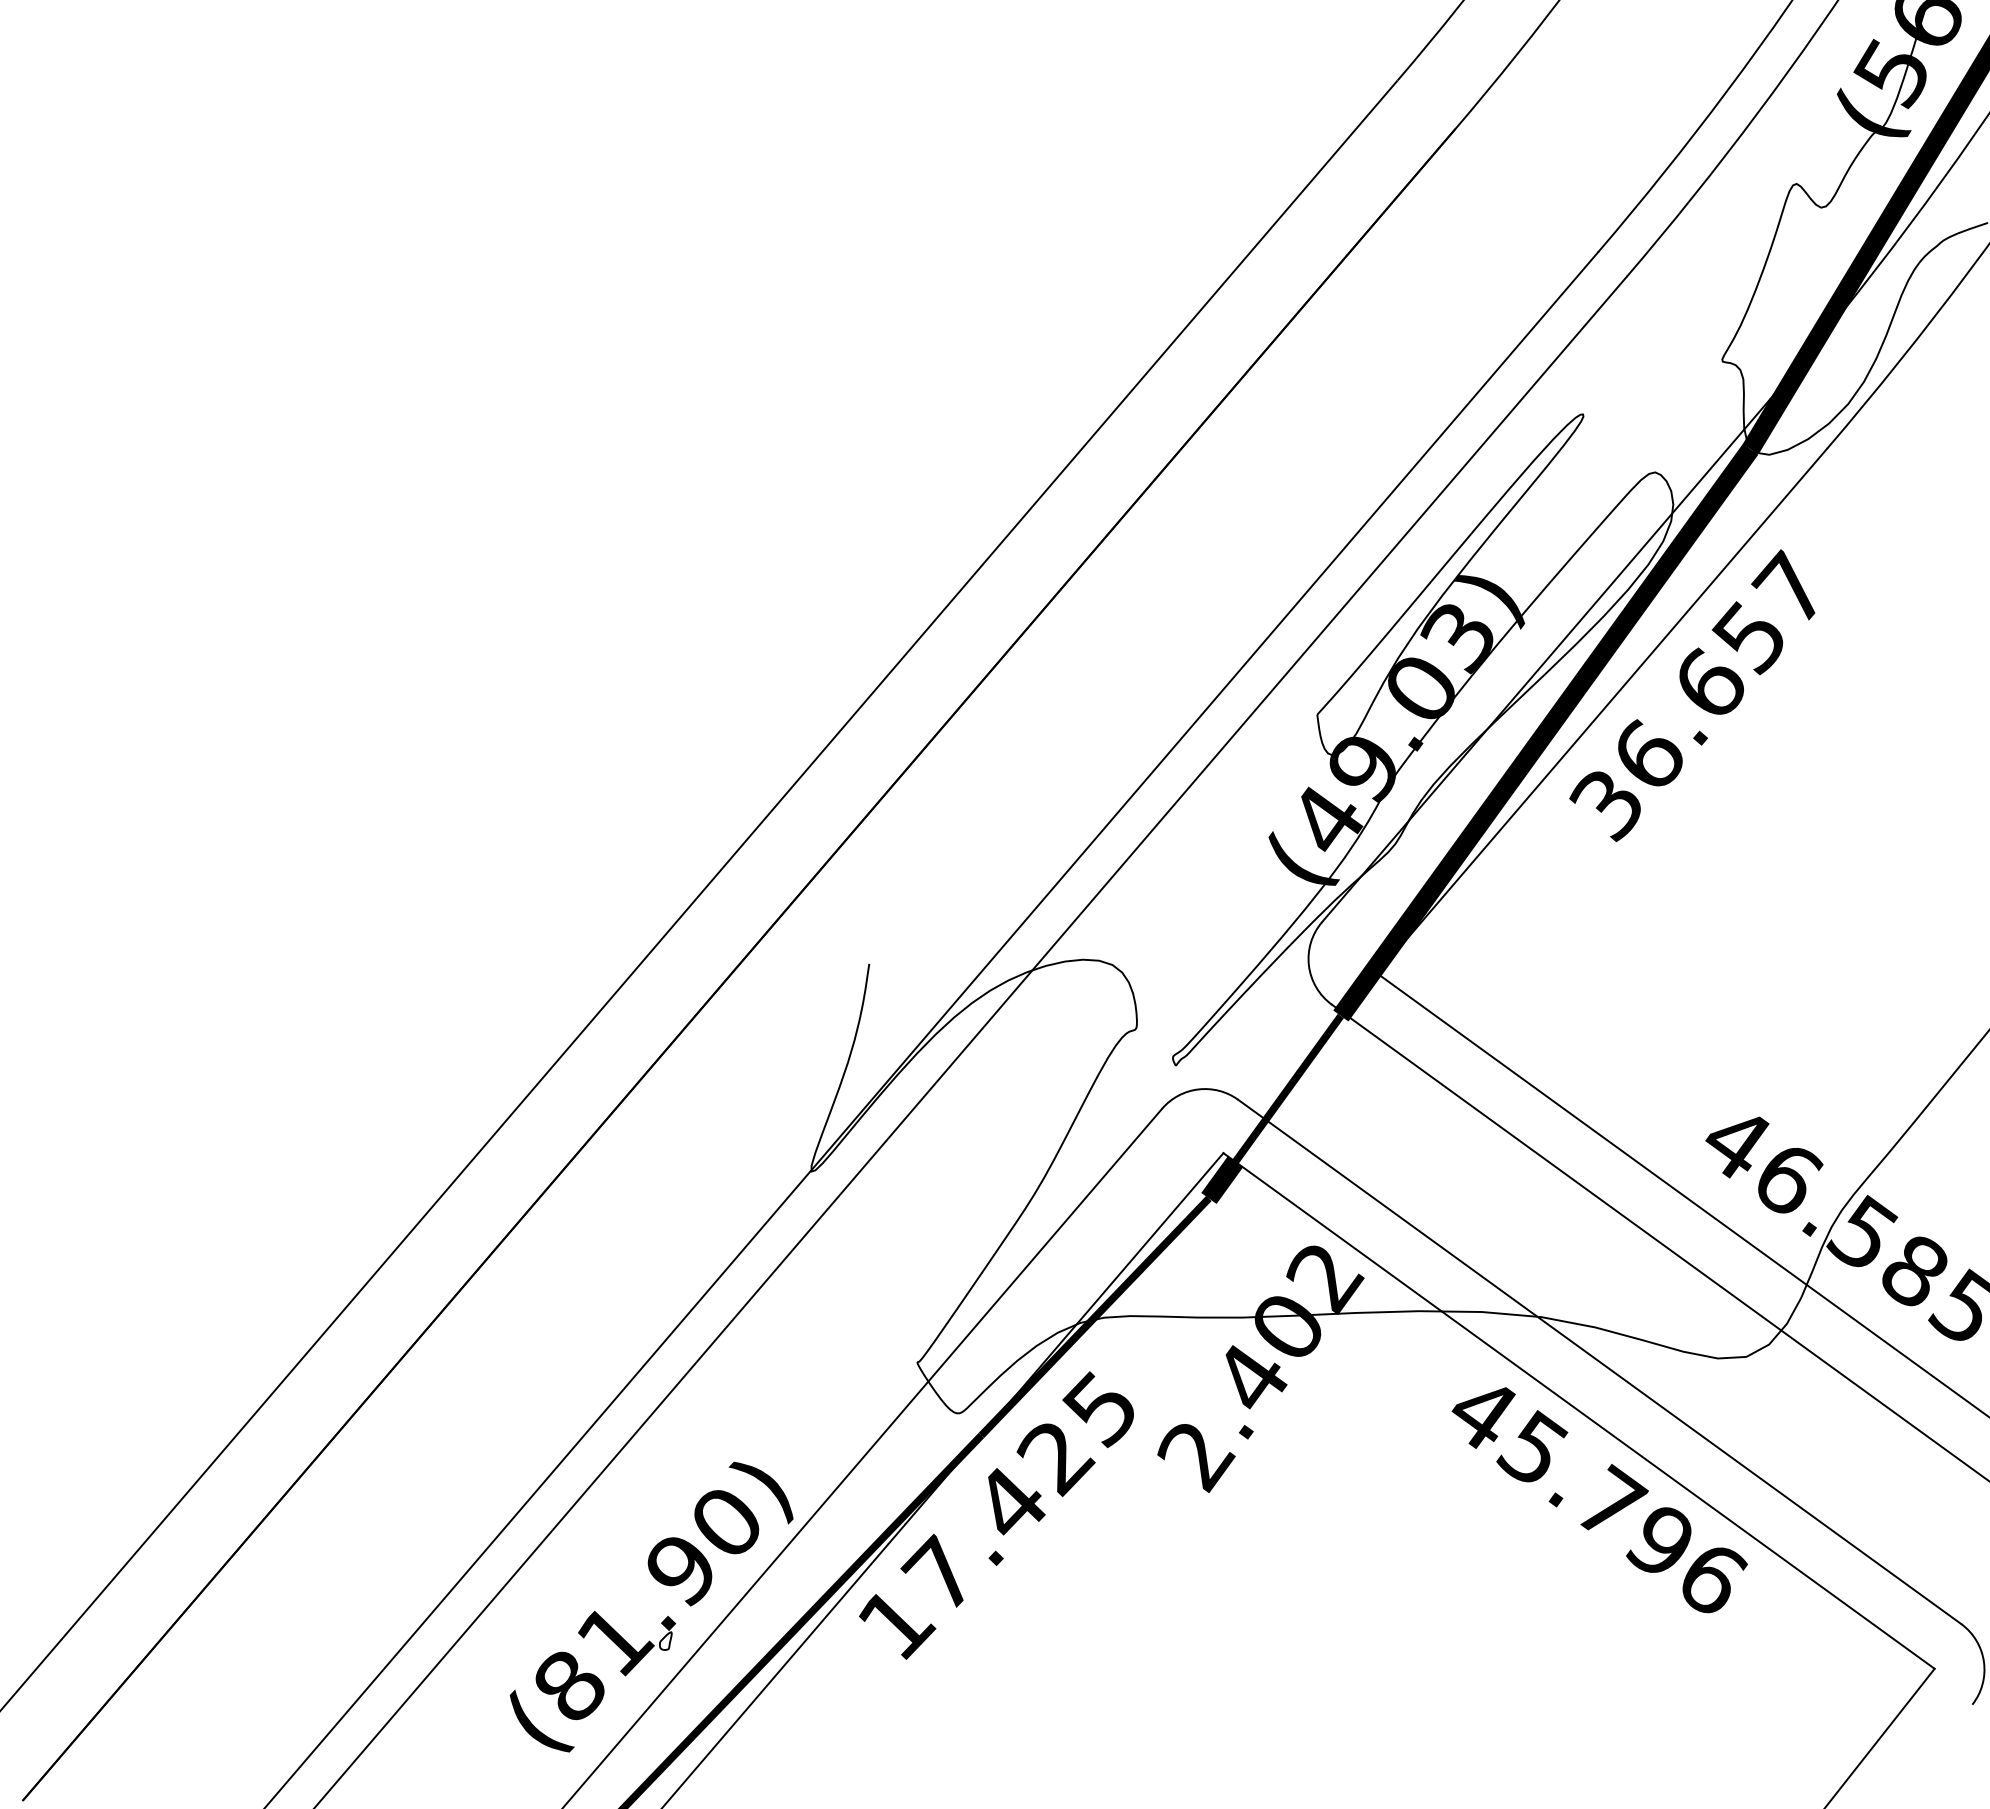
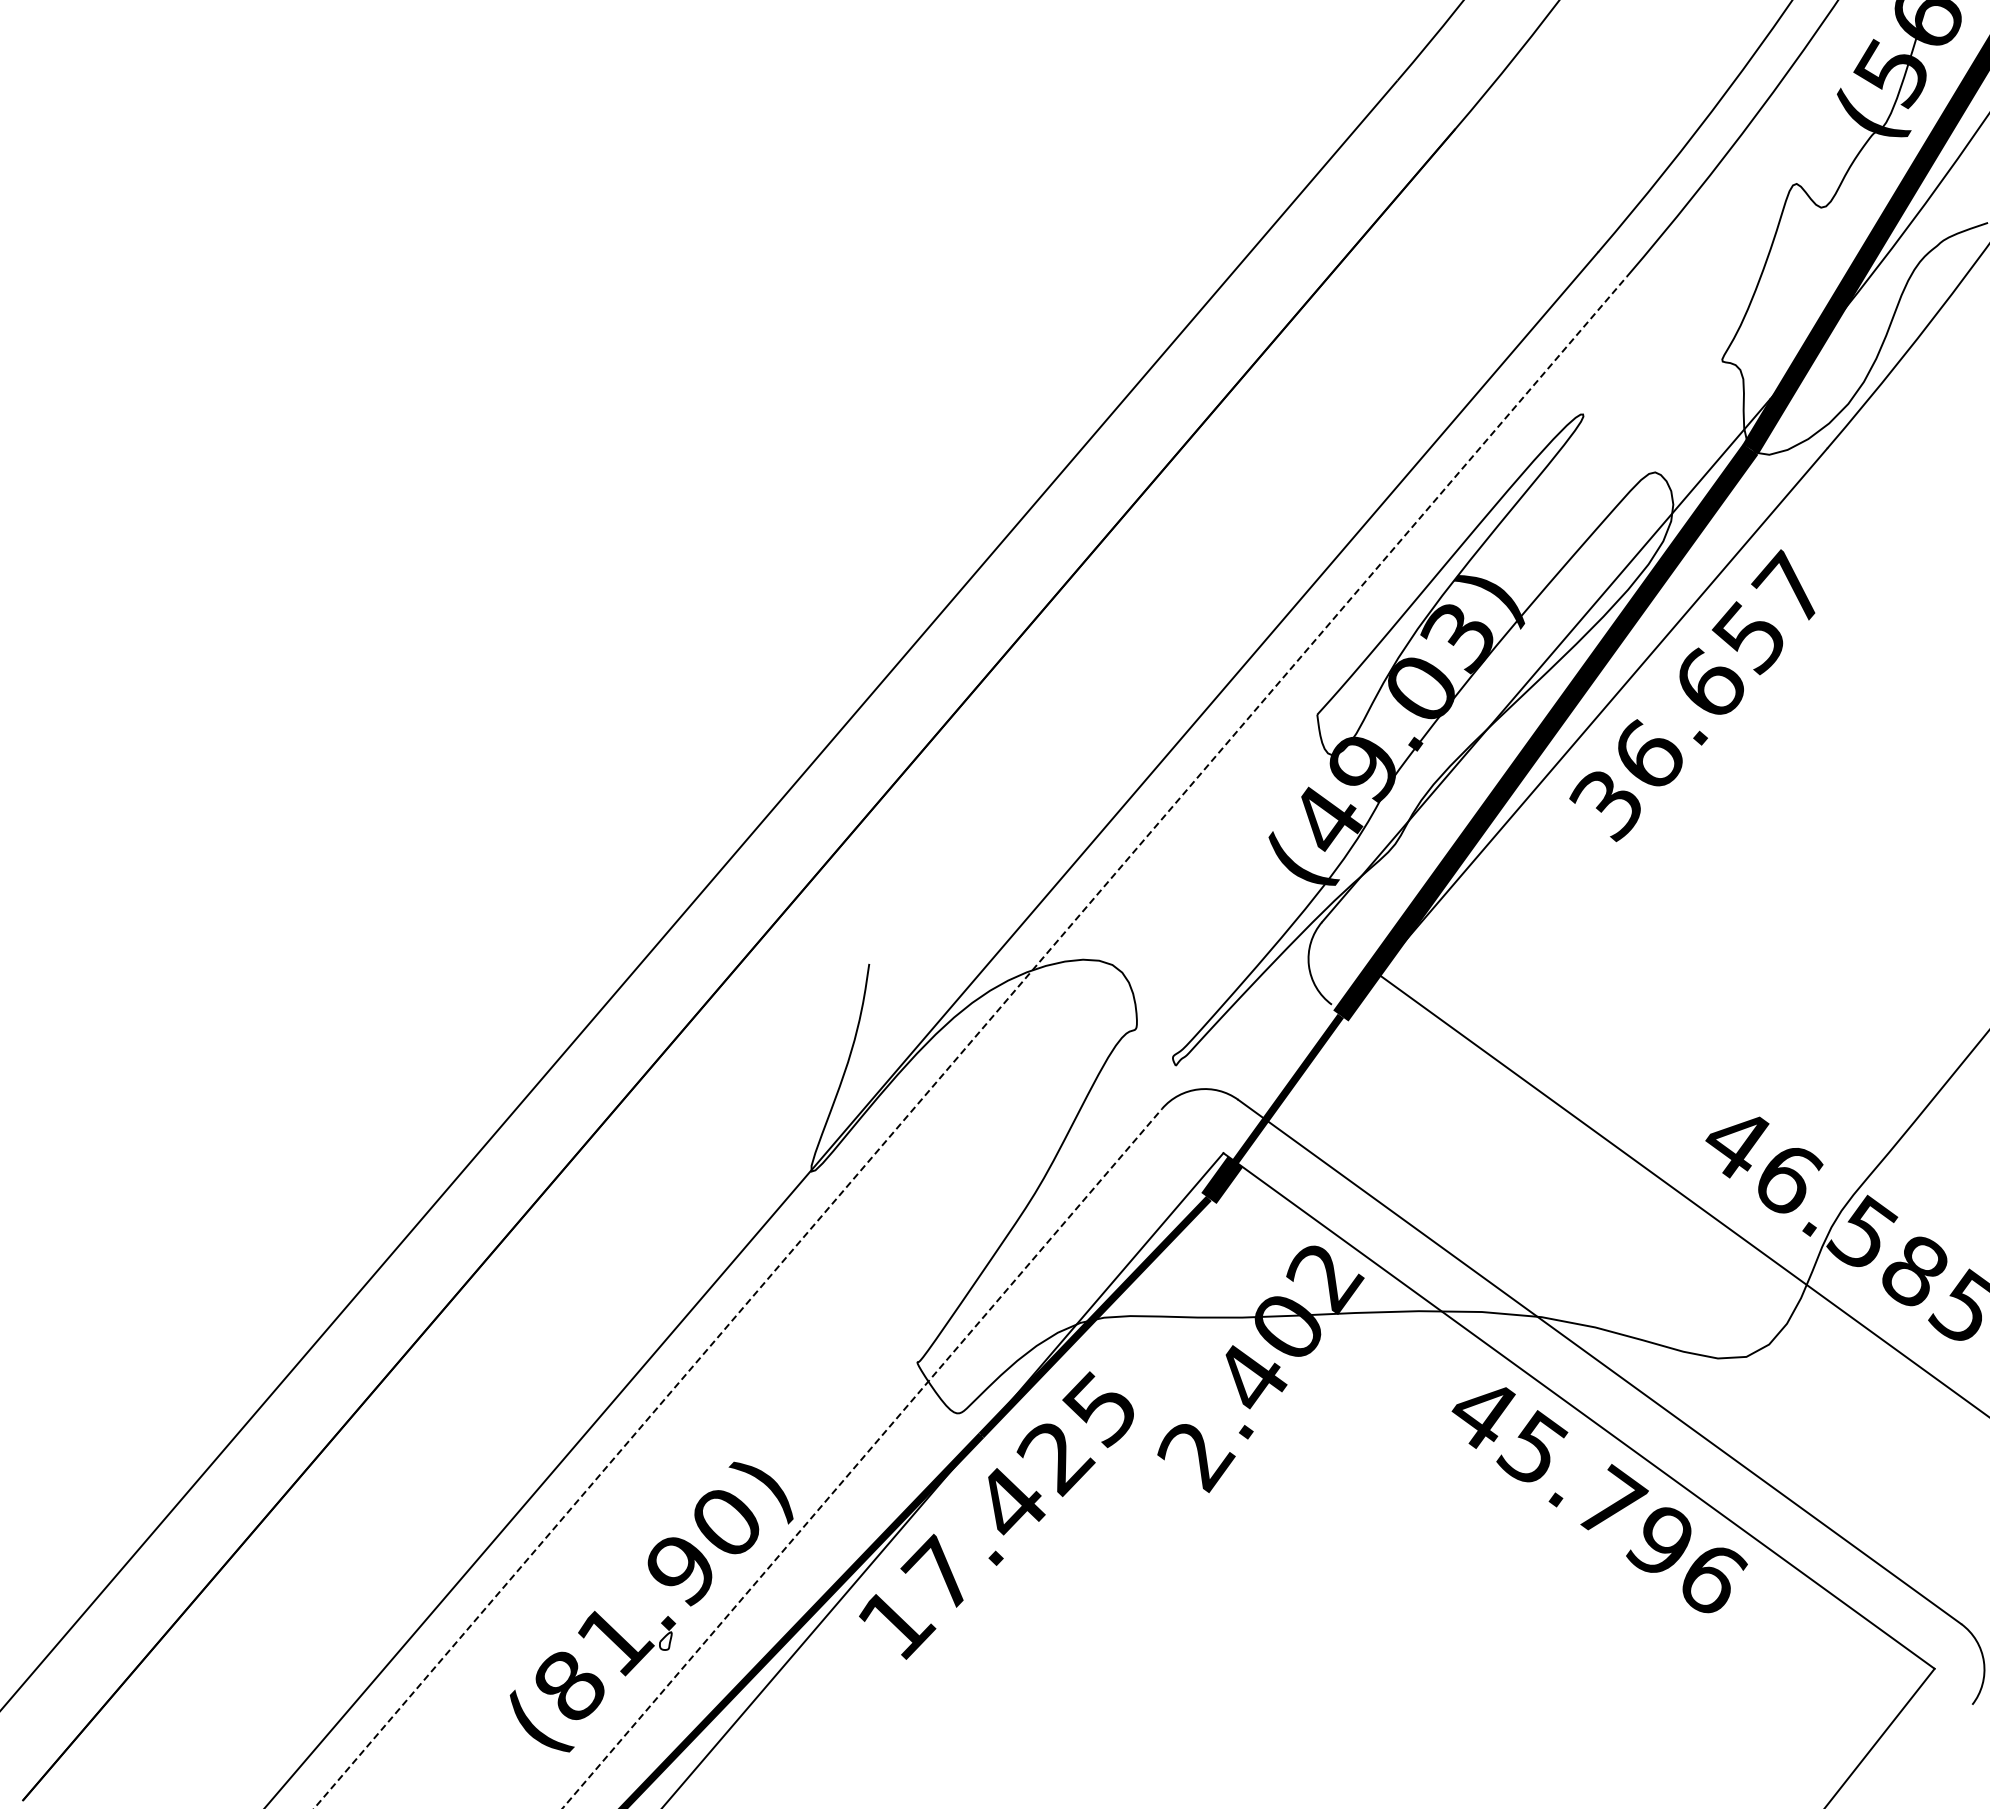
line: solid -> dashed (970, 1042)
line: present -> none (1658, 1241)
line: solid -> dashed (862, 1458)
